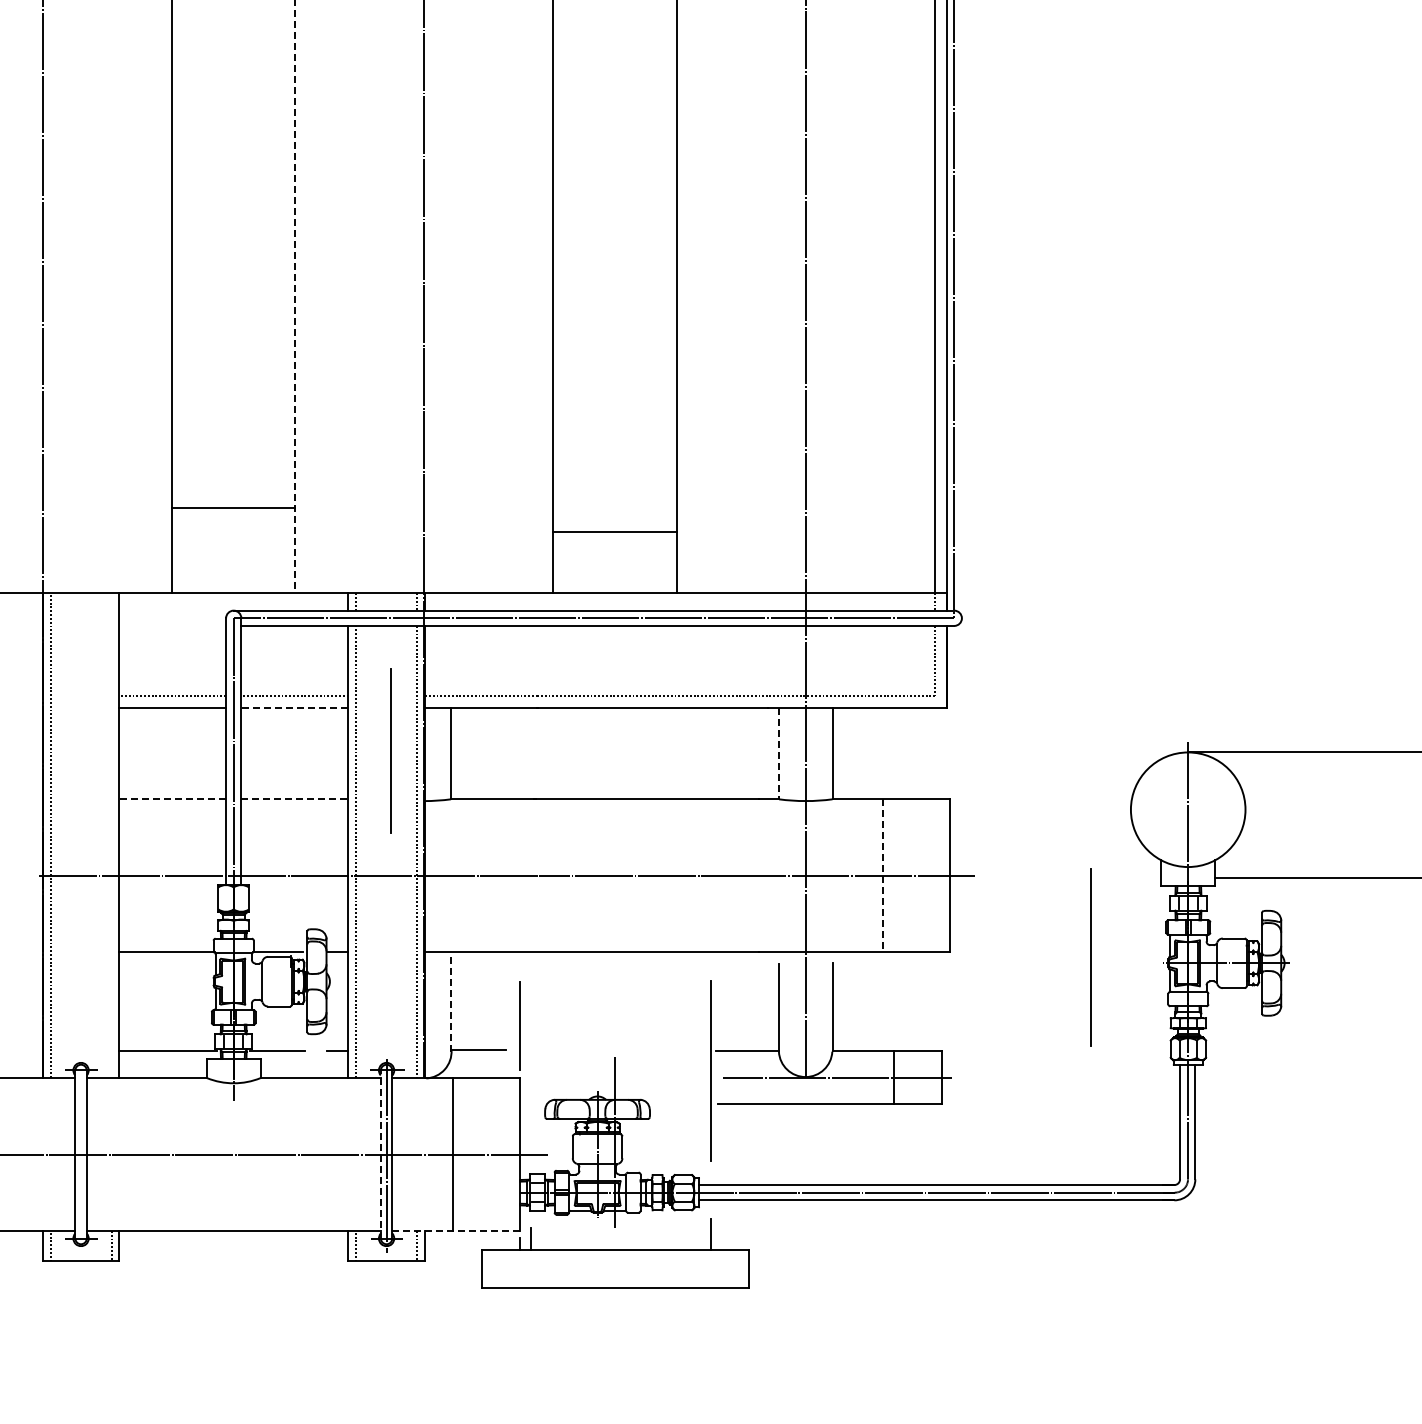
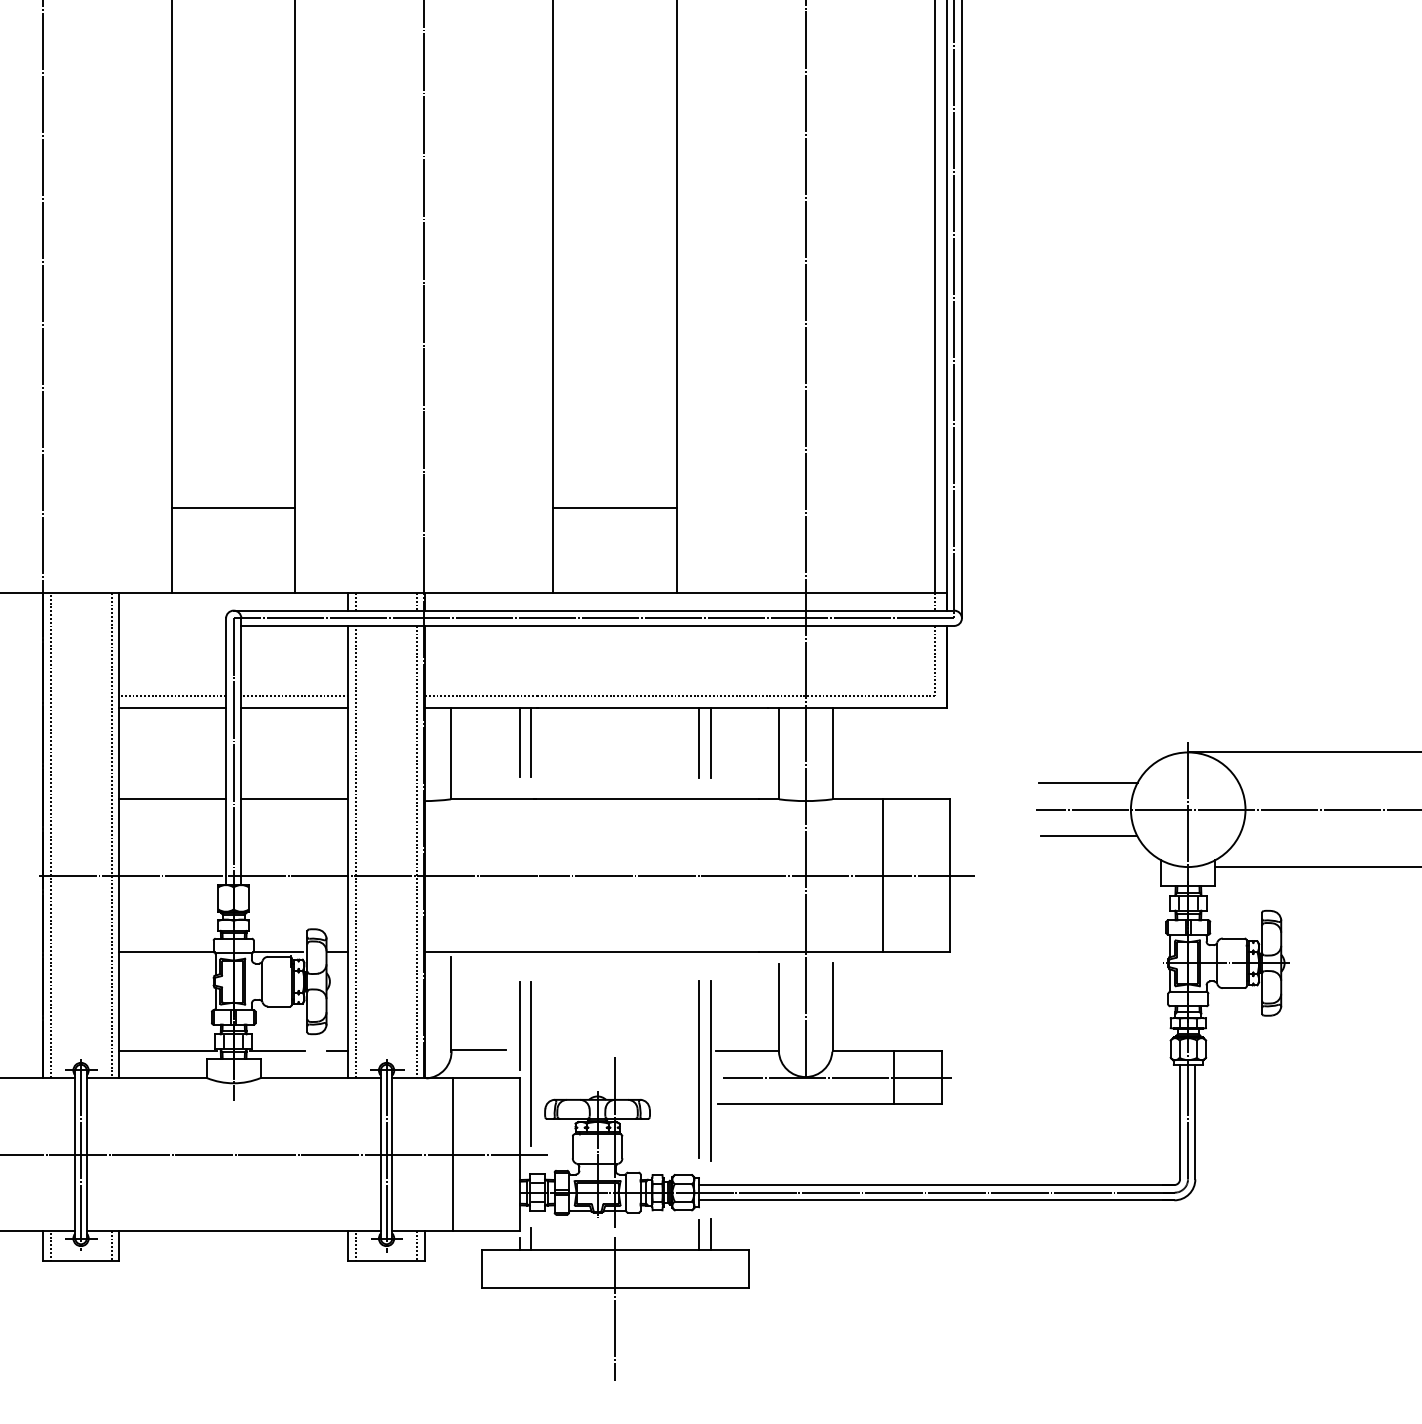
line: dashed -> solid (295, 297)
line: none -> present (961, 310)
line position: (615, 531) -> (615, 507) (615, 507)
line: dashed -> solid (294, 707)
line: none -> present (519, 741)
line: none -> present (531, 741)
line: none -> present (699, 742)
line: none -> present (710, 742)
line position: (390, 750) -> (530, 1063) (530, 1063)
line: dashed -> solid (779, 753)
line: none -> present (1088, 782)
line: dashed -> solid (172, 799)
line: dashed -> solid (293, 799)
line: none -> present (1227, 809)
line: none -> present (111, 835)
line: none -> present (1088, 836)
line: dashed -> solid (882, 876)
line position: (1316, 877) -> (1316, 866) (1316, 866)
line position: (1090, 957) -> (698, 1069) (698, 1069)
line: dashed -> solid (451, 1005)
line: dashed -> solid (380, 1154)
line: none -> present (81, 1155)
line: dashed -> solid (455, 1230)
line: none -> present (699, 1234)
line: none -> present (615, 1308)
